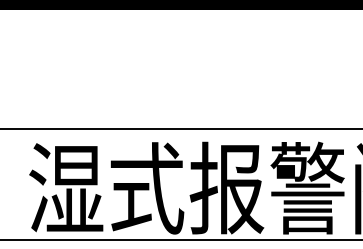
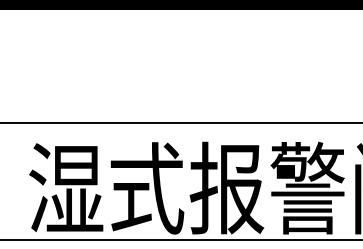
line position: (180, 128) -> (180, 122) (180, 122)
